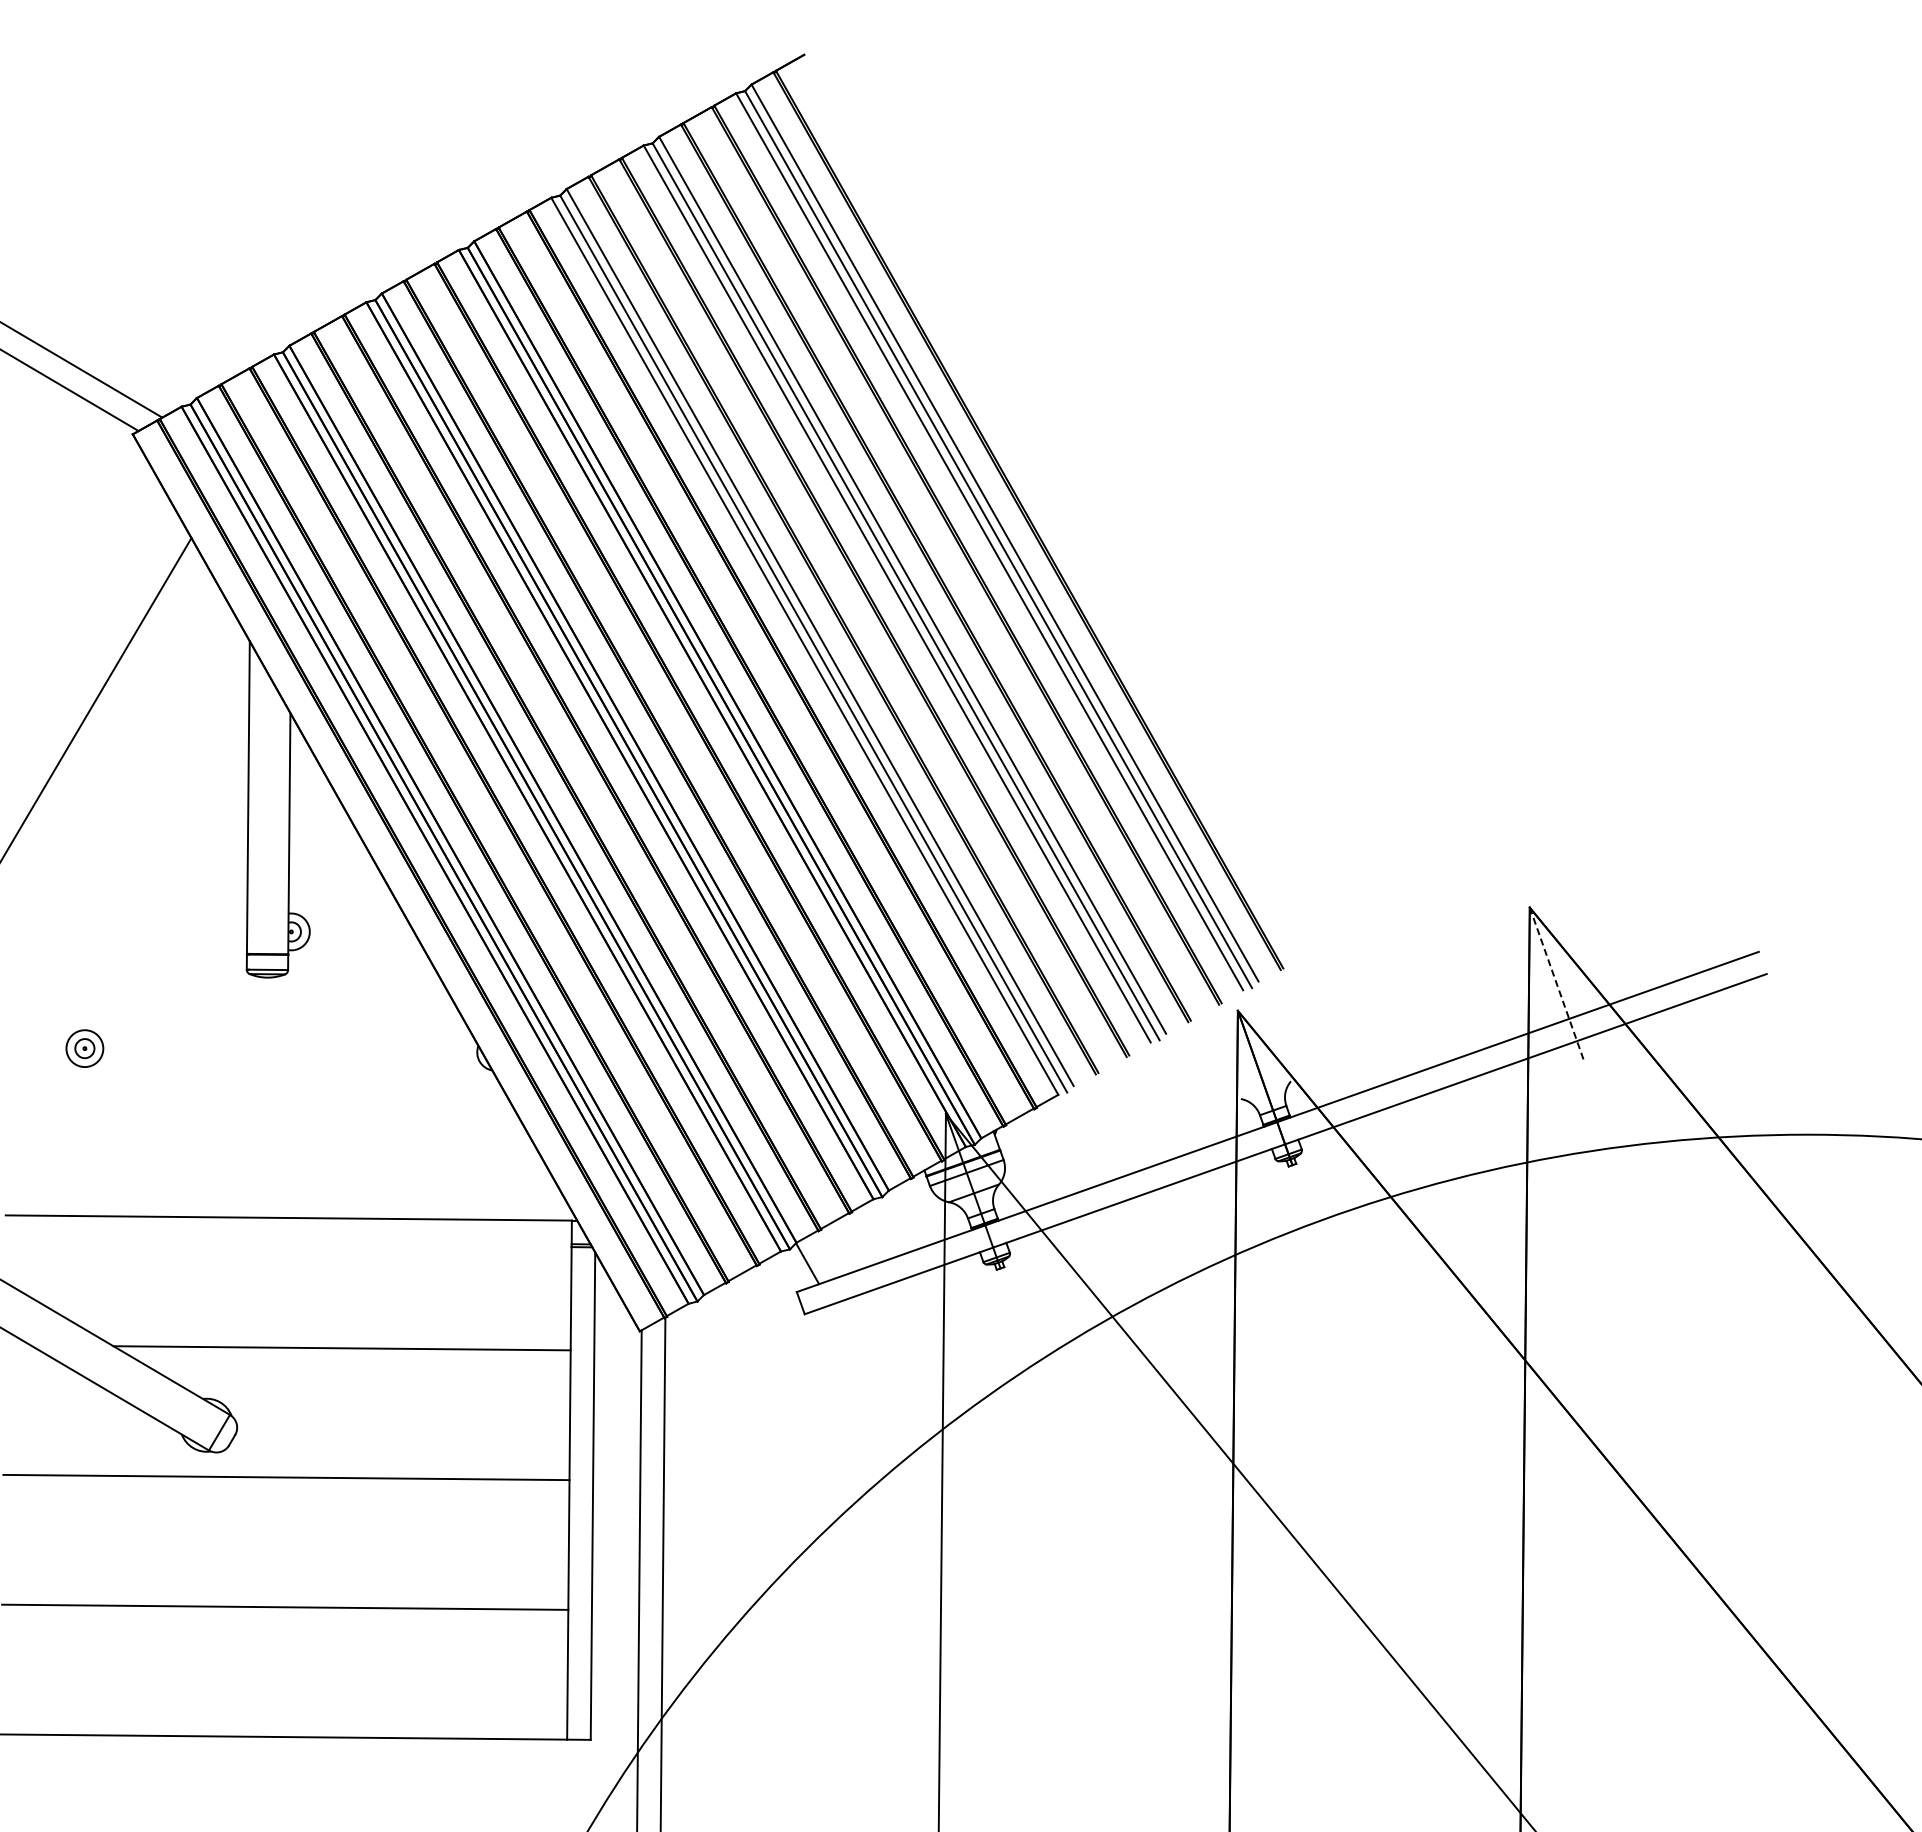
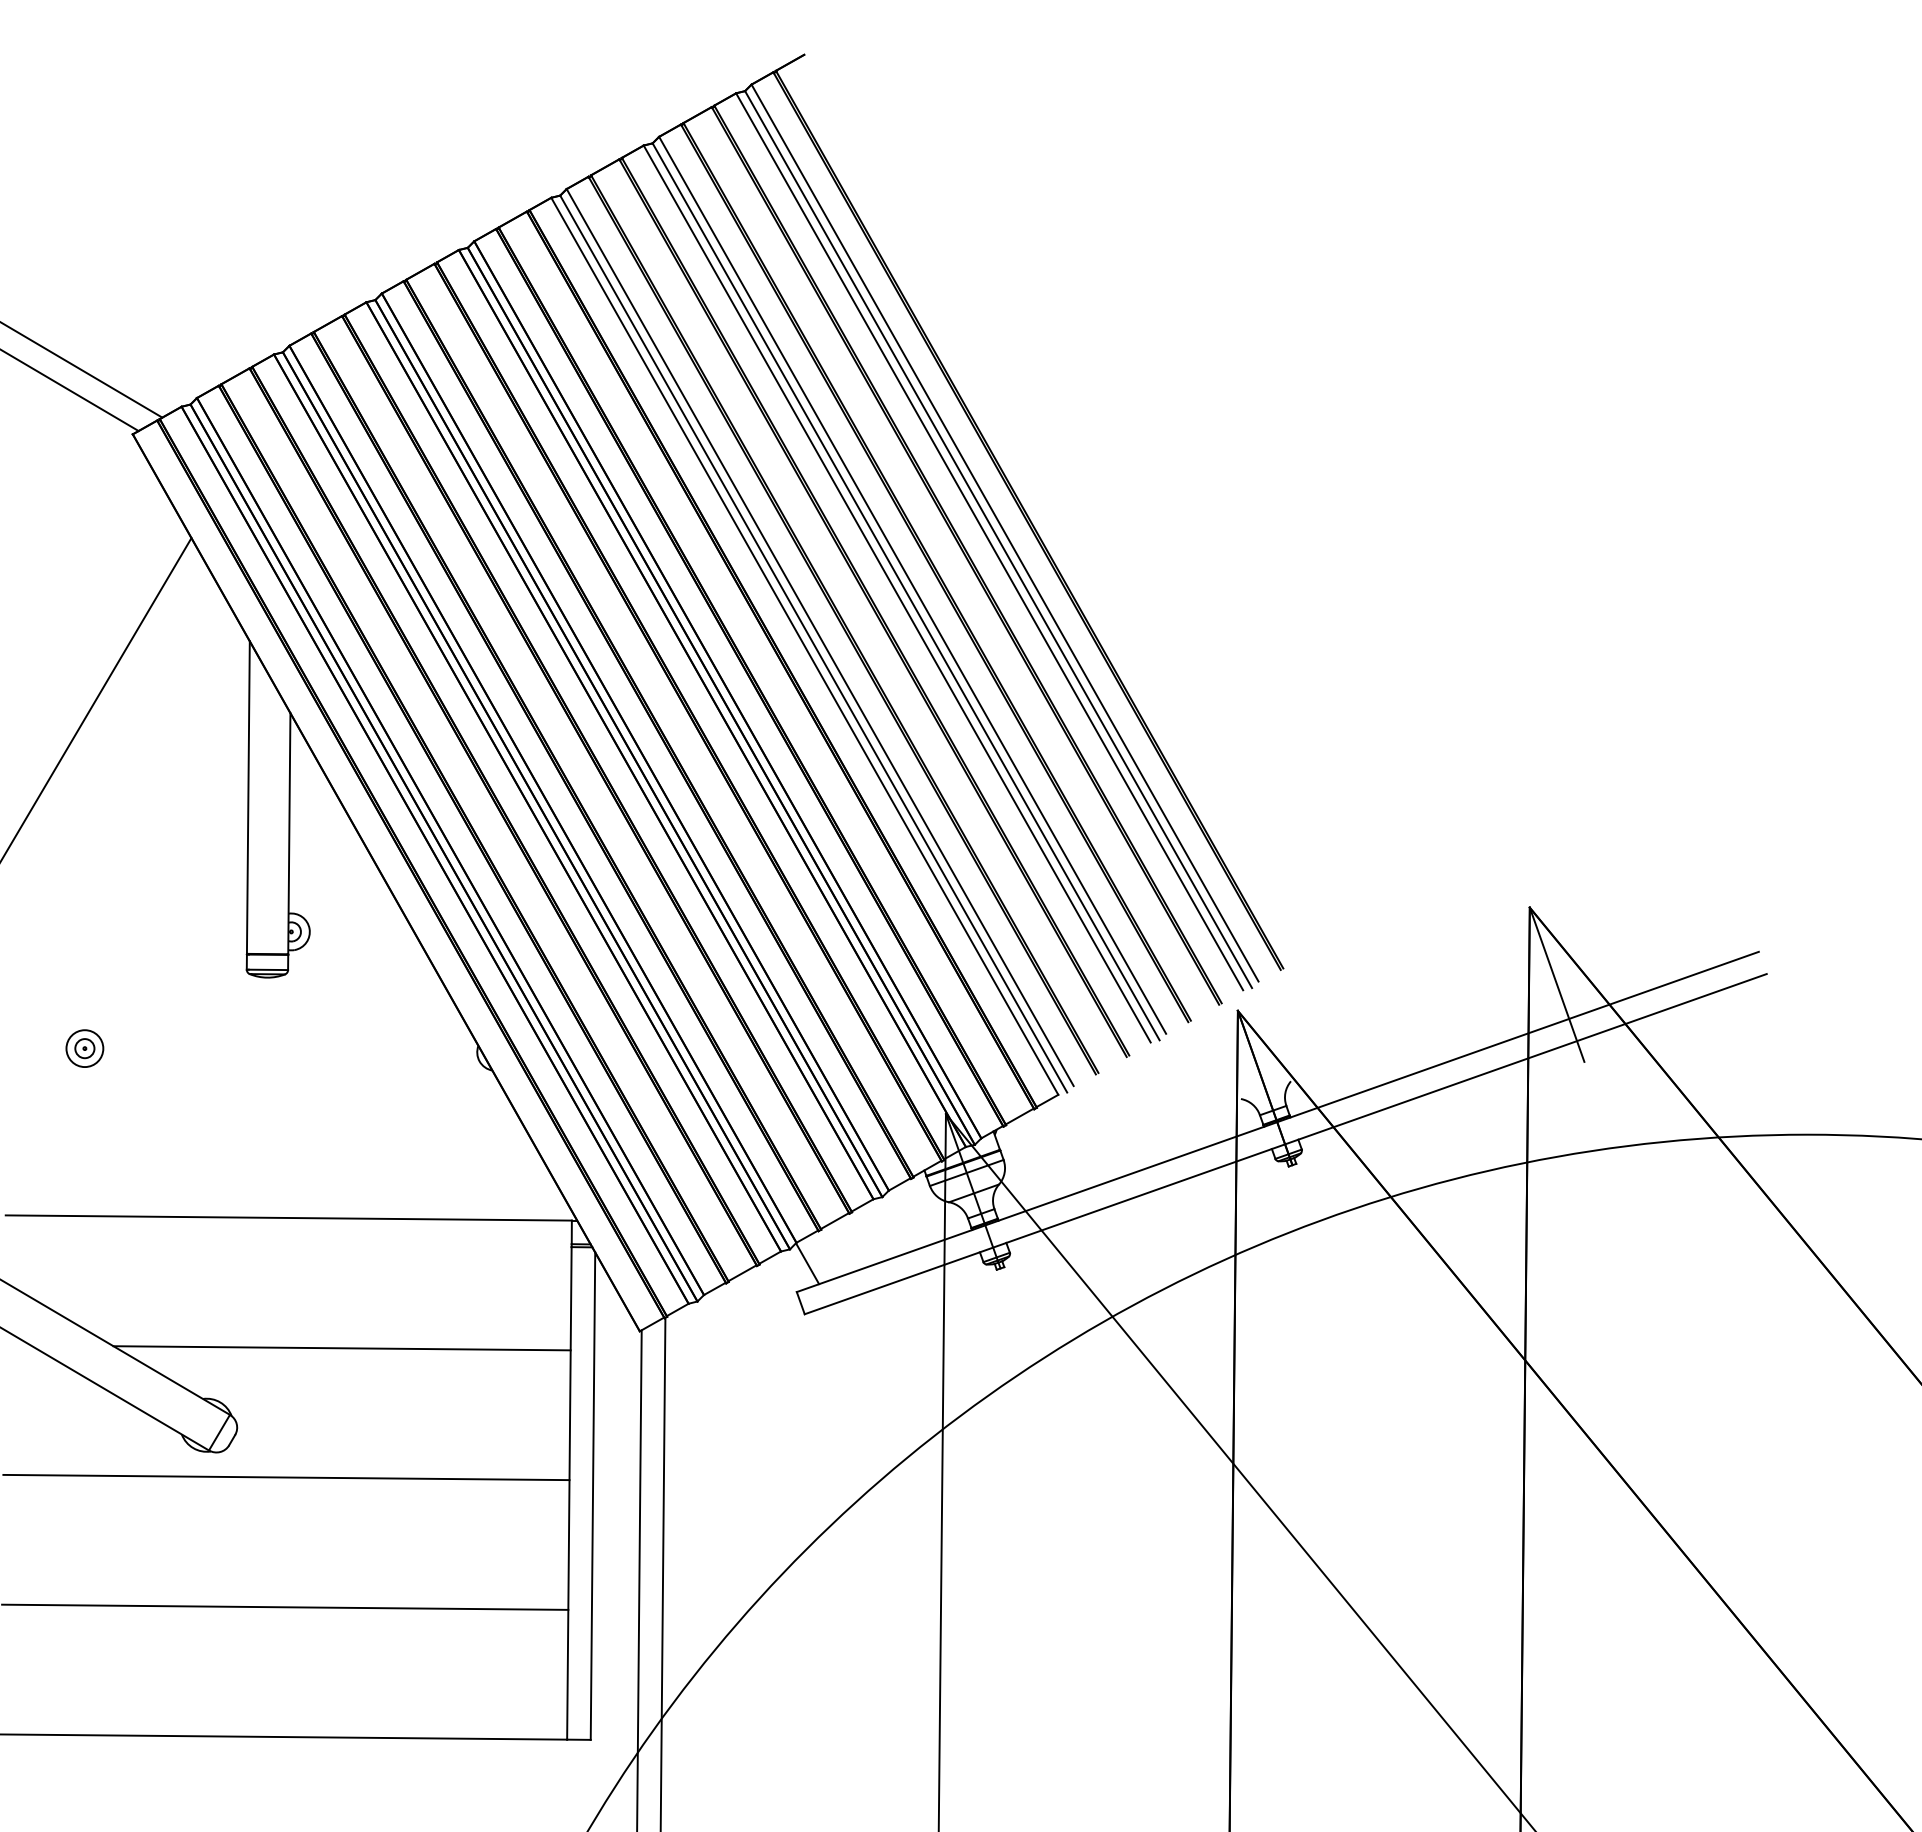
line: dashed -> solid (1557, 984)
